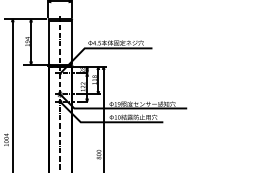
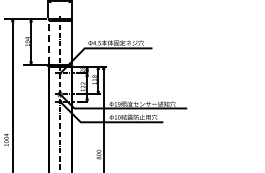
line: solid -> dashed (48, 42)
